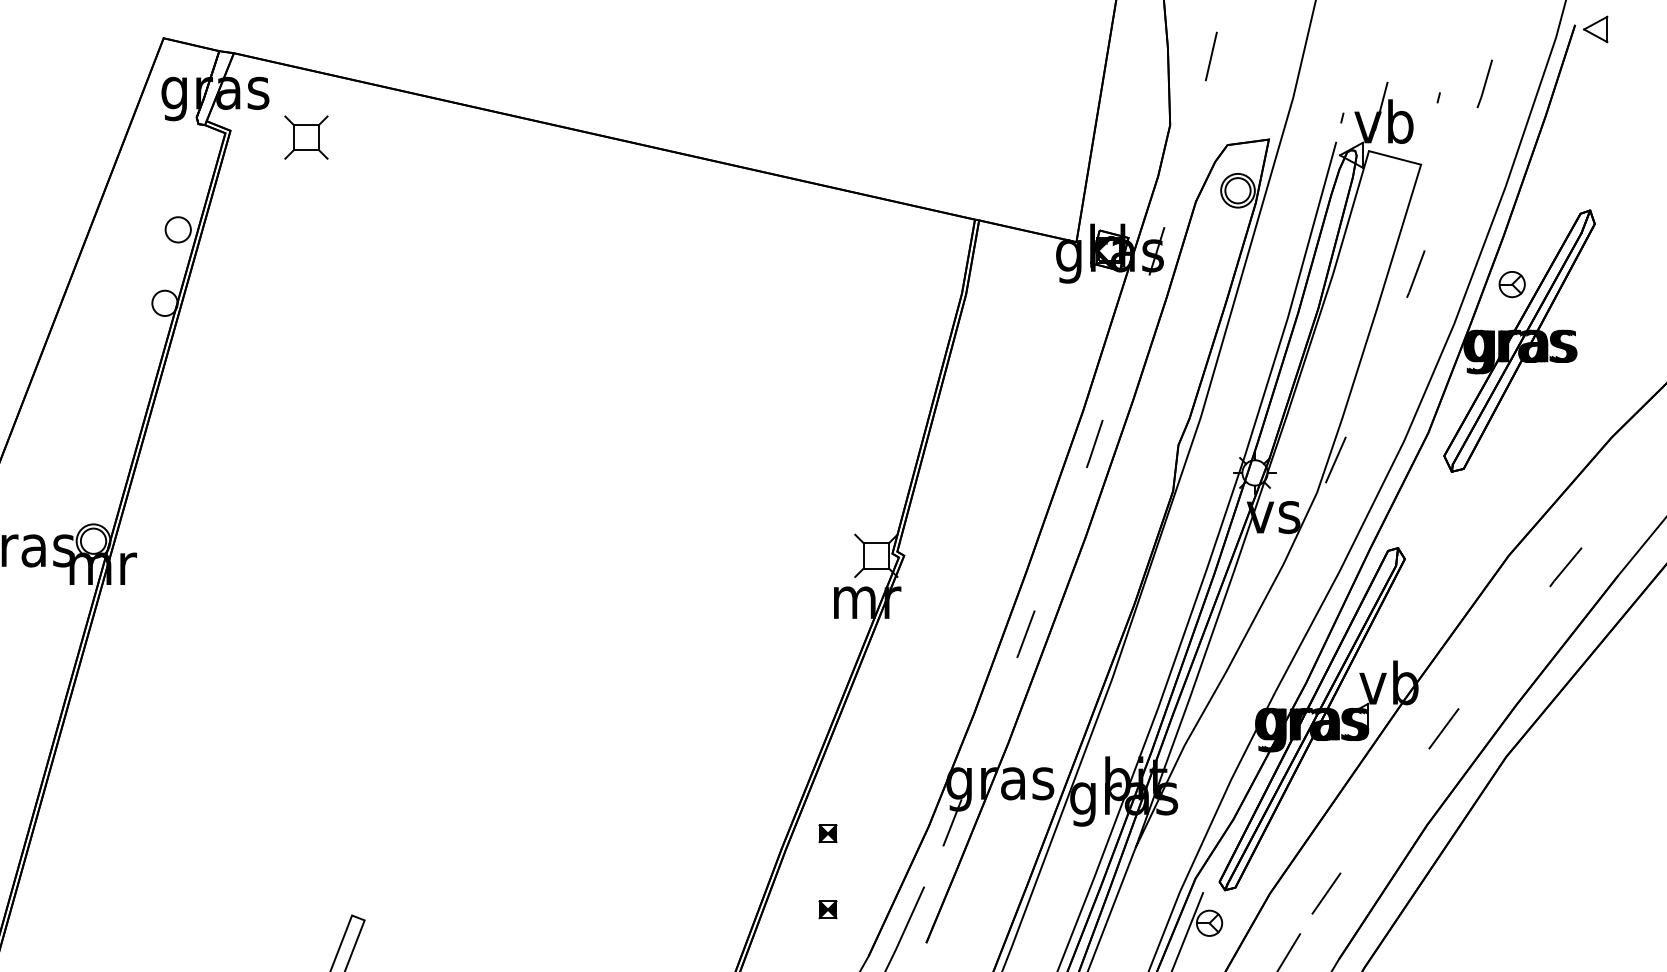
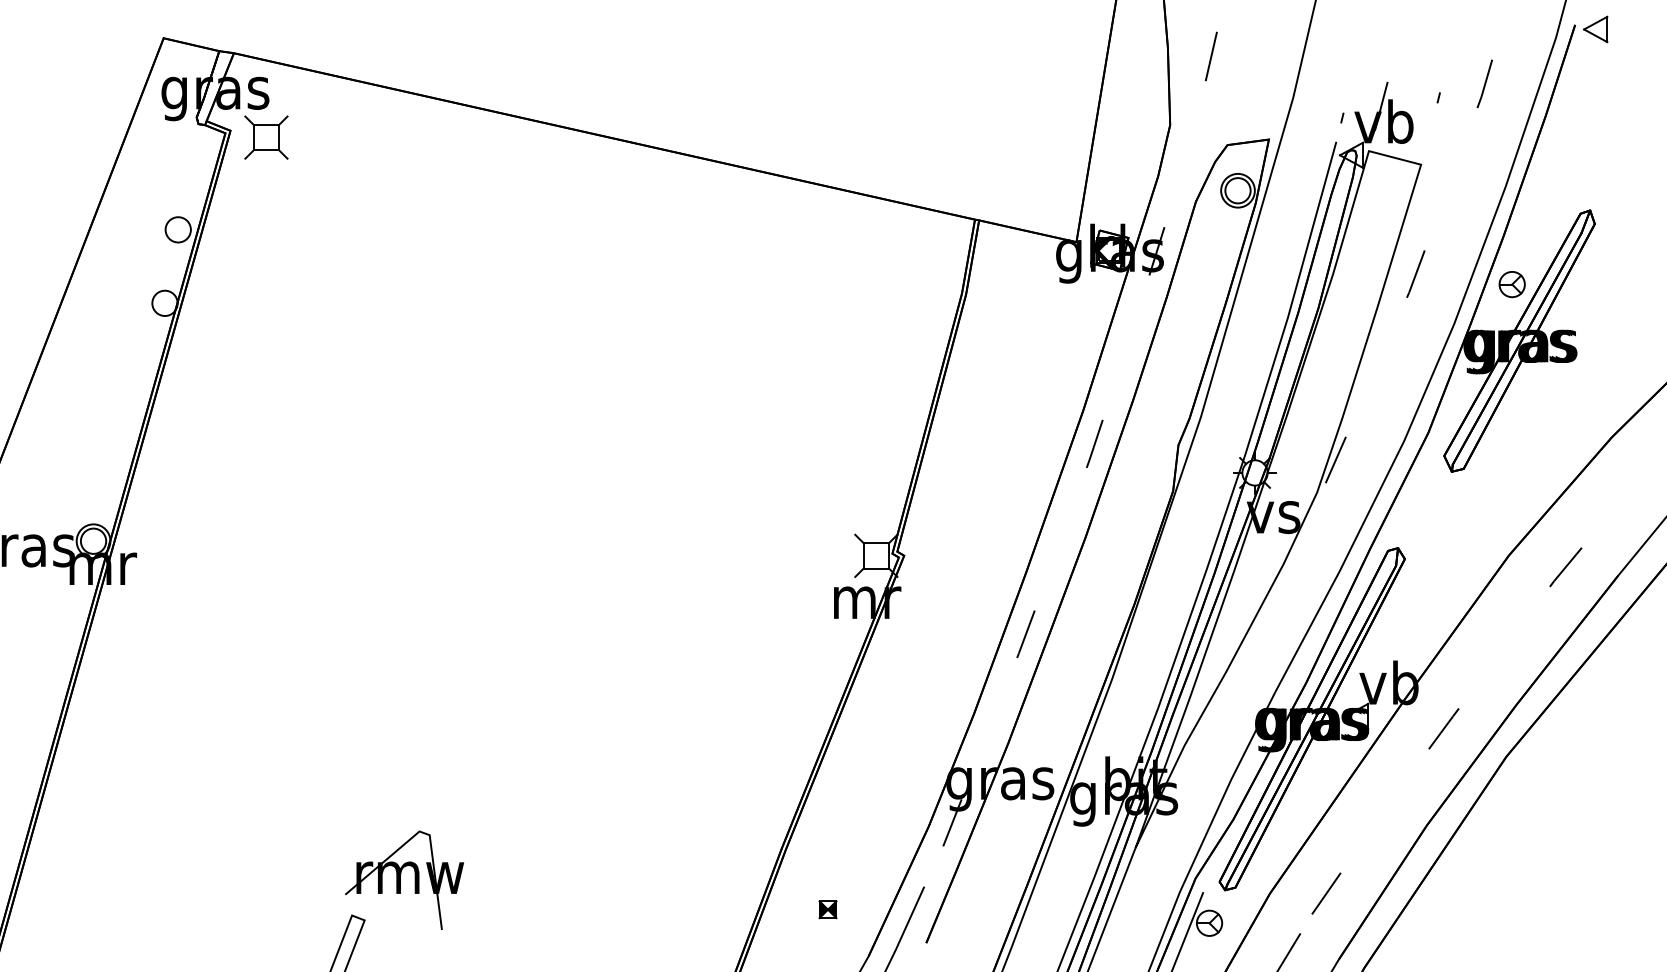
part position: (306, 137) -> (266, 137) (266, 137)
part: present -> none (827, 833)
part: none -> present (404, 879)
